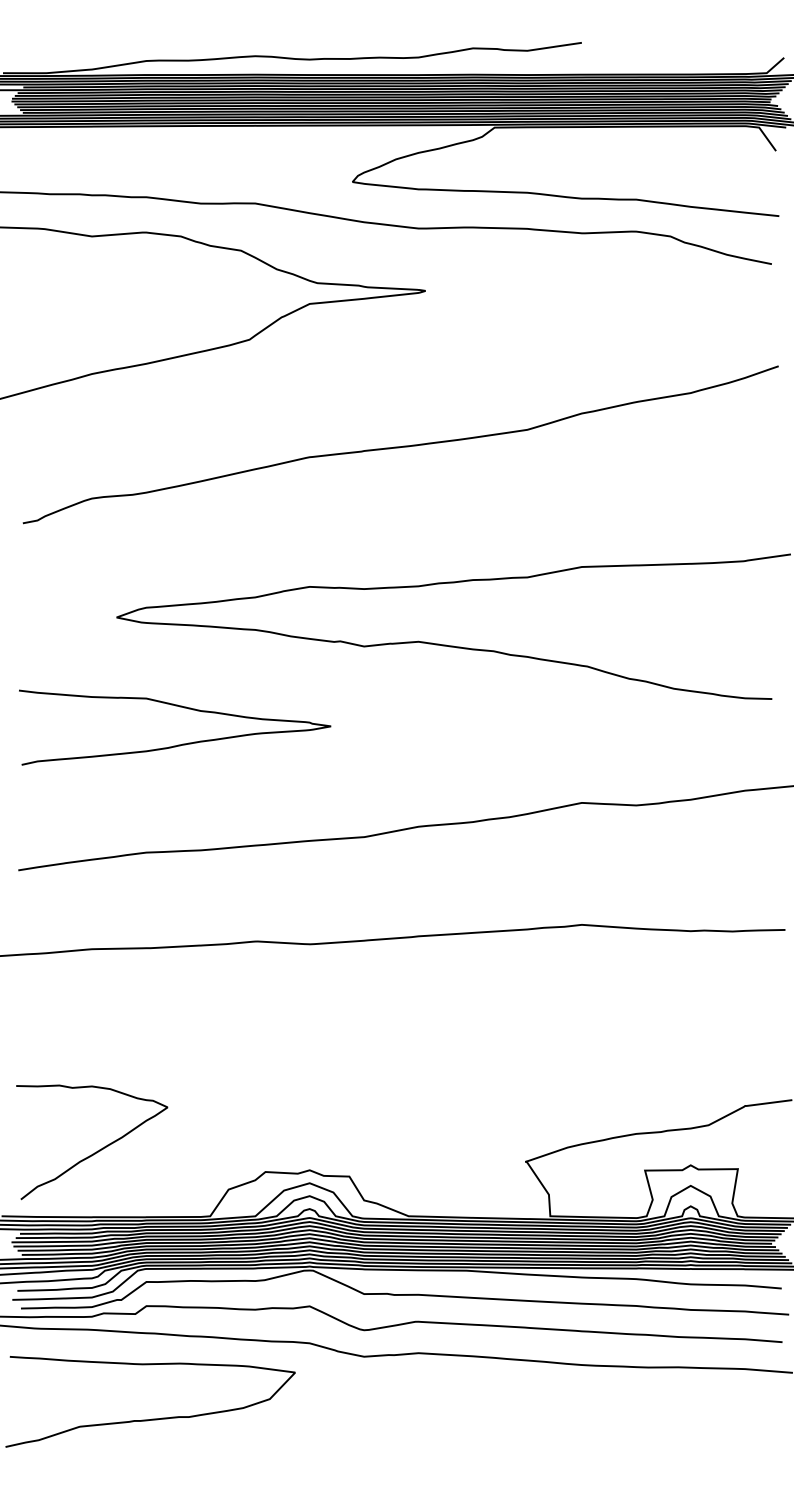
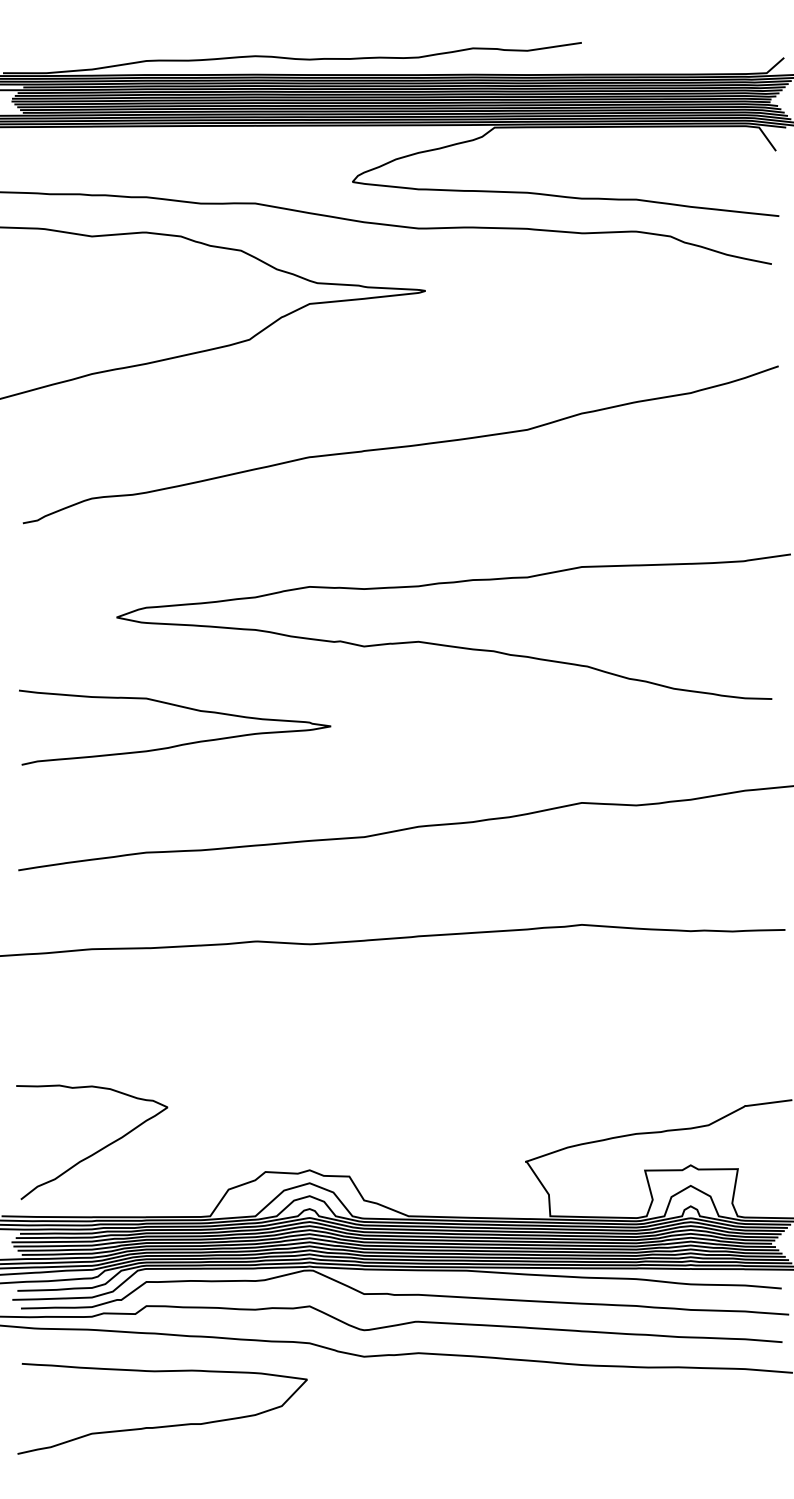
curve position: (152, 1418) -> (164, 1425) (164, 1425)
